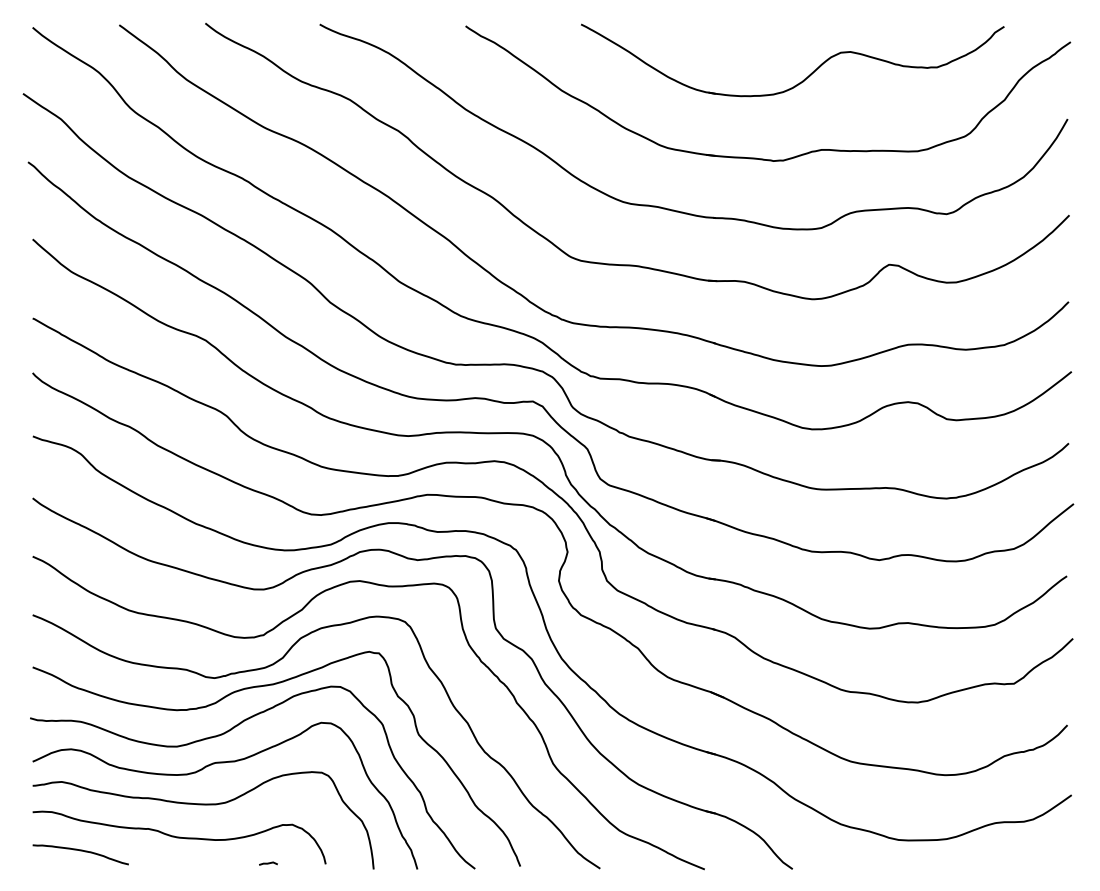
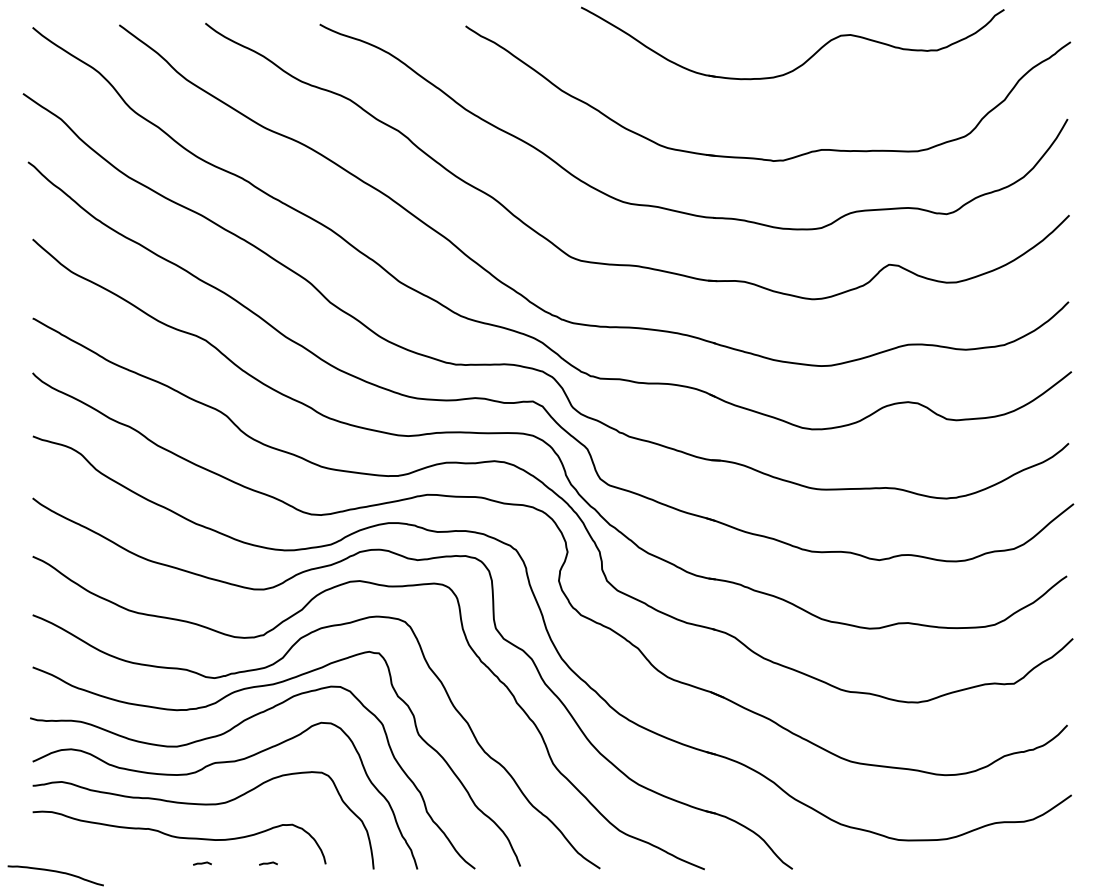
part position: (804, 78) -> (804, 61) (804, 61)
curve position: (80, 851) -> (55, 872) (55, 872)
line: none -> present (202, 863)
